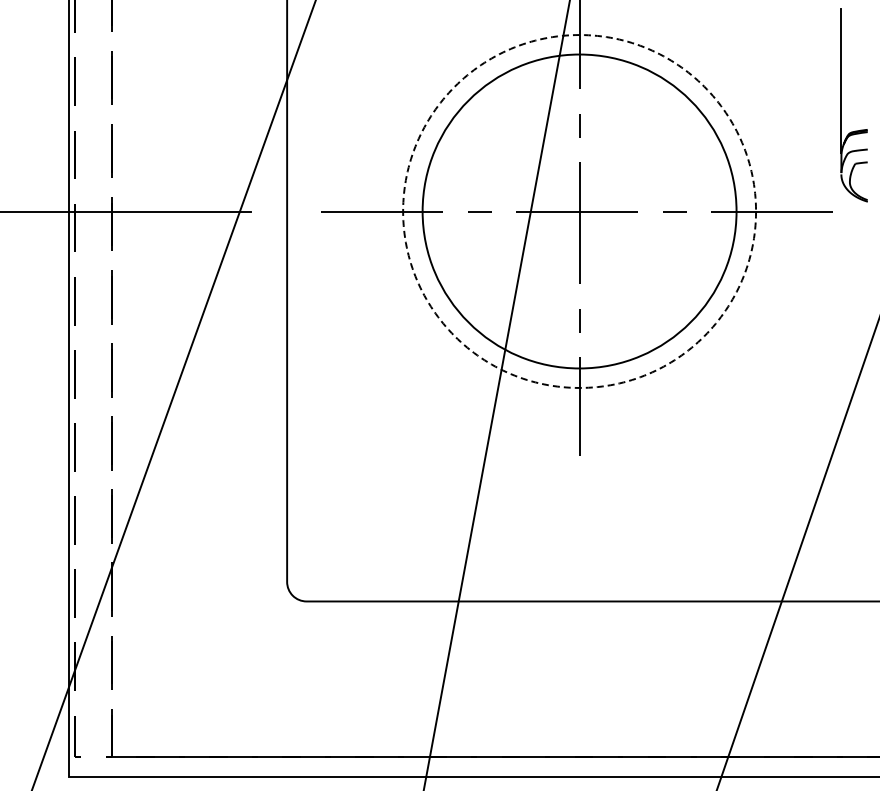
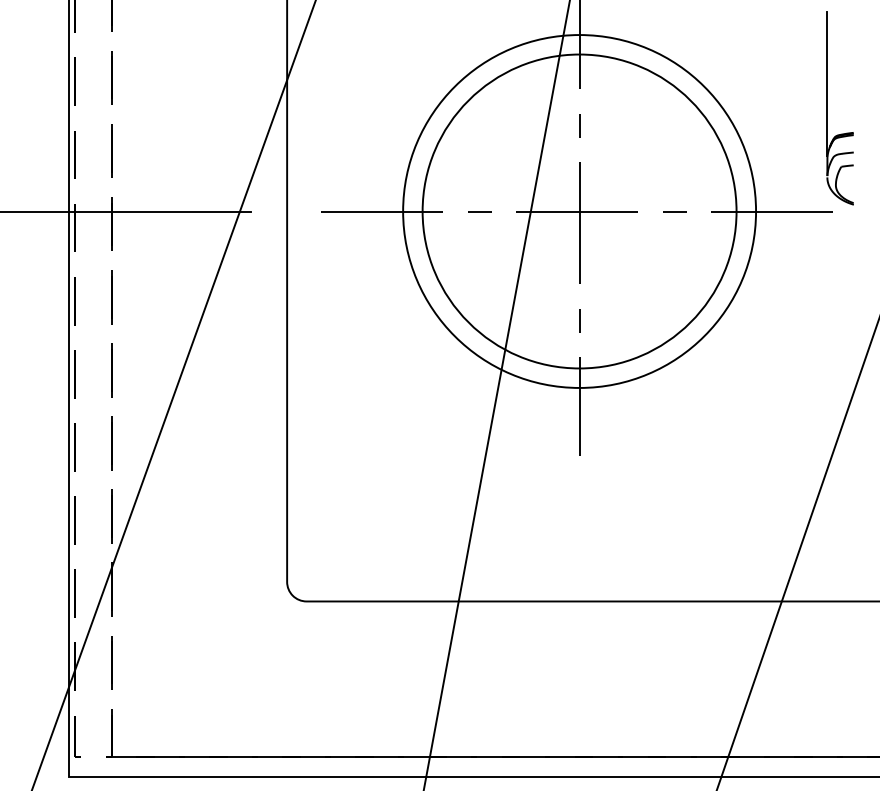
part position: (841, 105) -> (827, 108) (827, 108)
circle: dashed -> solid (579, 211)
